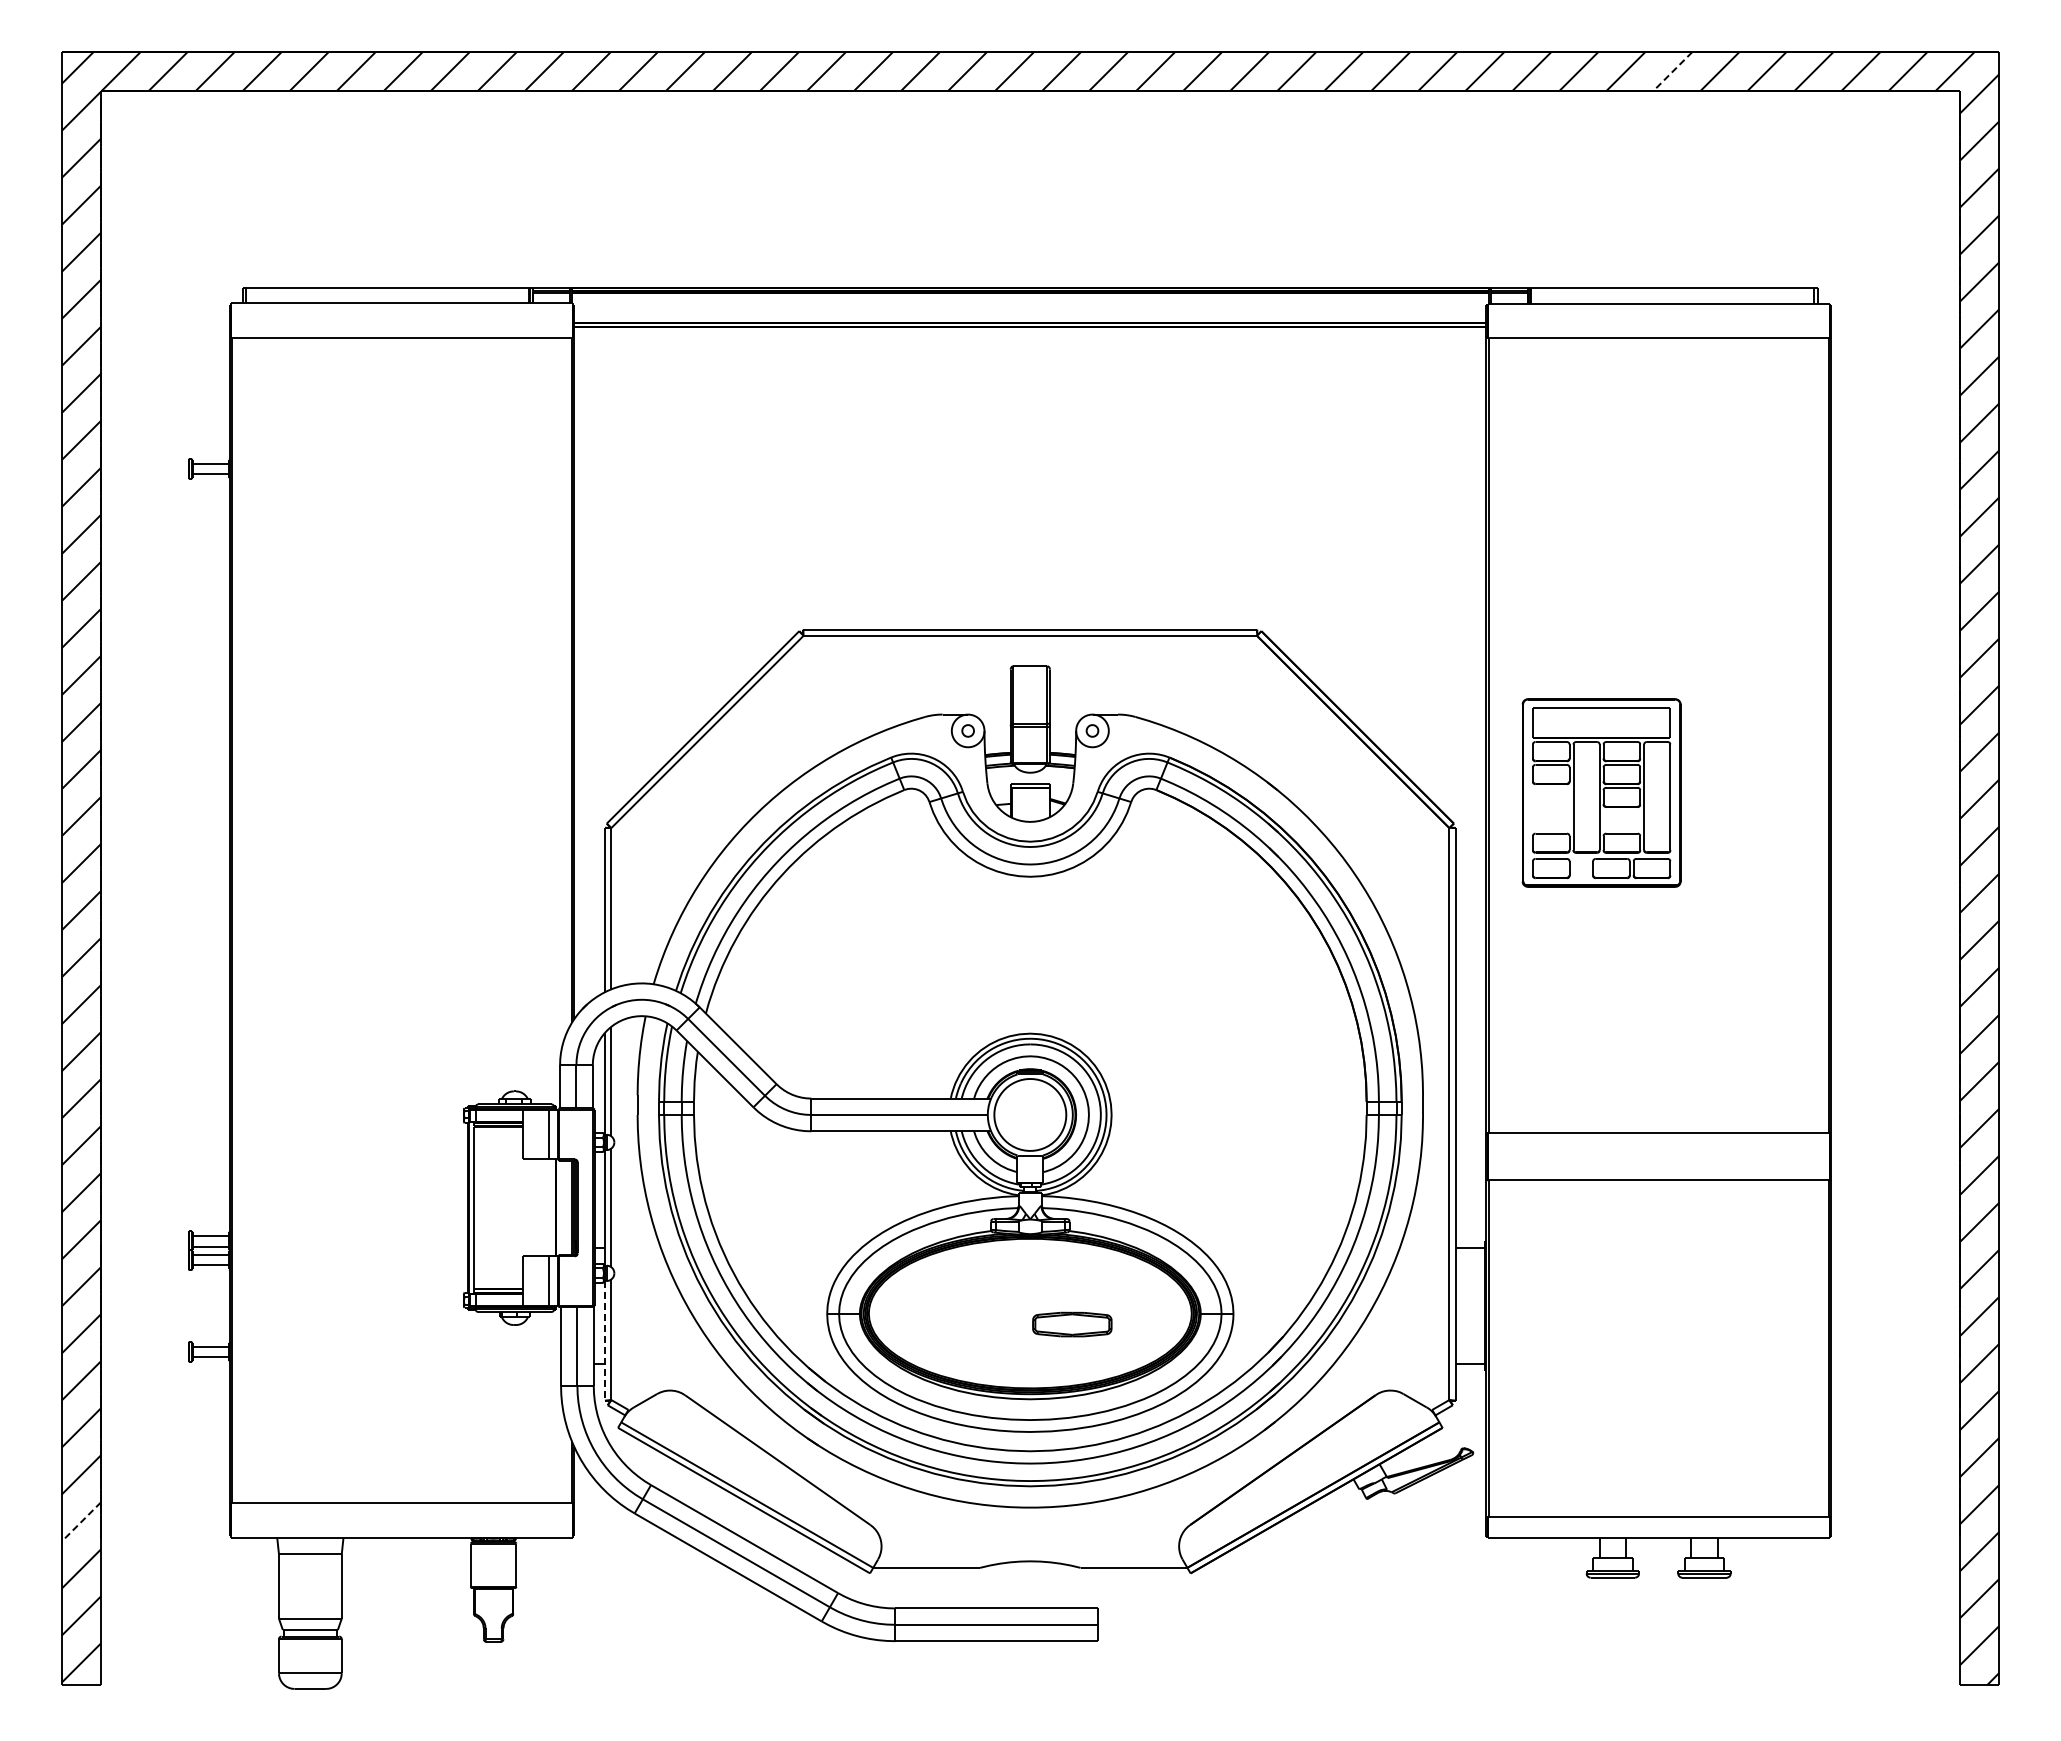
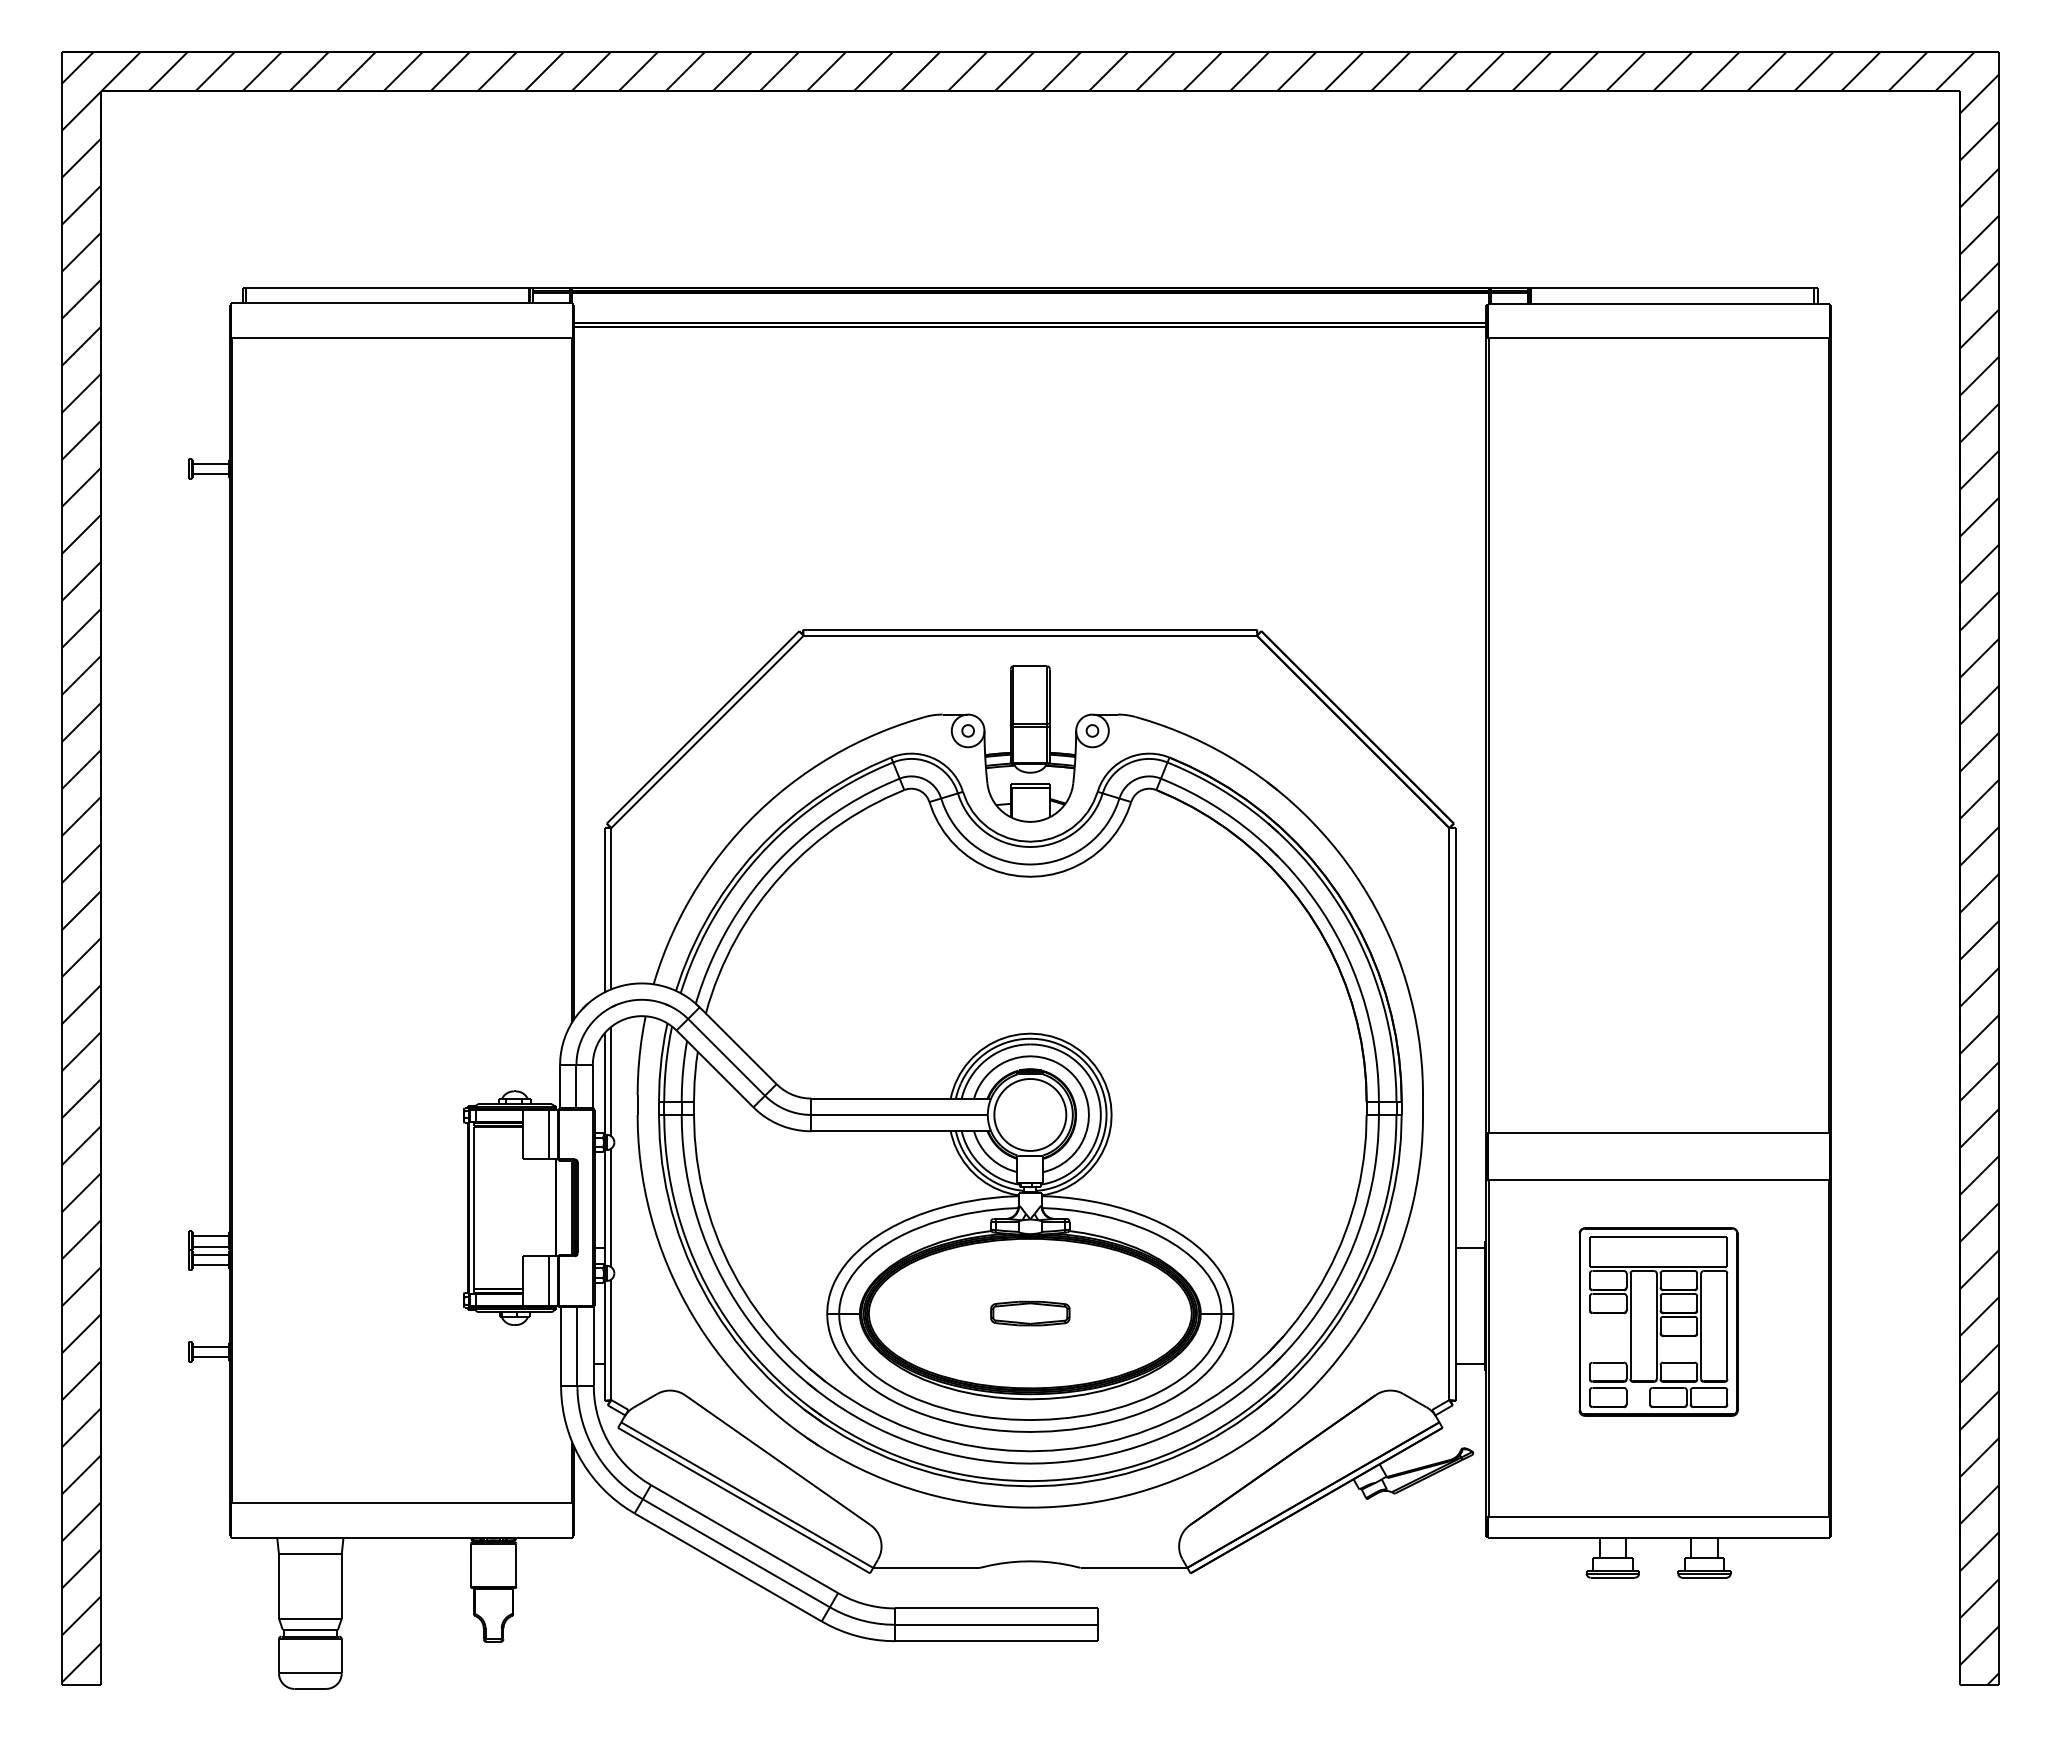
line: dashed -> solid (1672, 71)
part position: (1601, 792) -> (1658, 1321) (1658, 1321)
part position: (1072, 1324) -> (1030, 1313) (1030, 1313)
line: dashed -> solid (605, 1340)
line: dashed -> solid (81, 1521)
